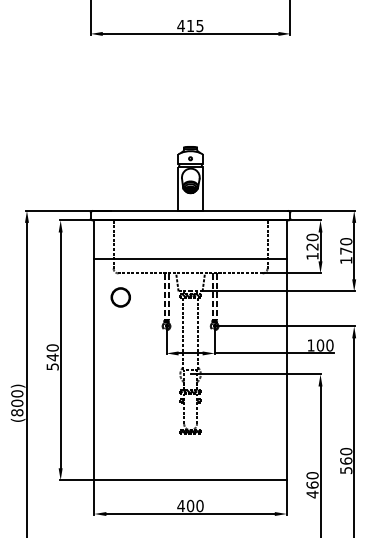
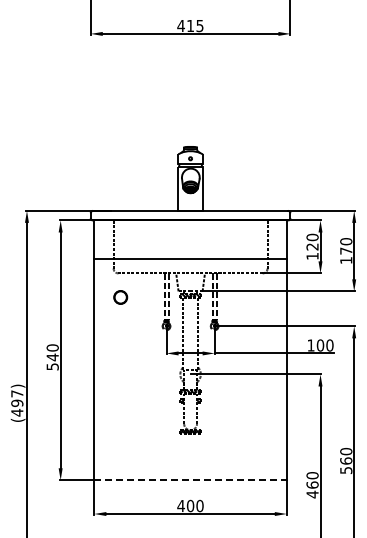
circle size: 21x21 px -> 16x15 px (120, 297)
text: (800) -> (497) (17, 403)
line: solid -> dashed (191, 480)
